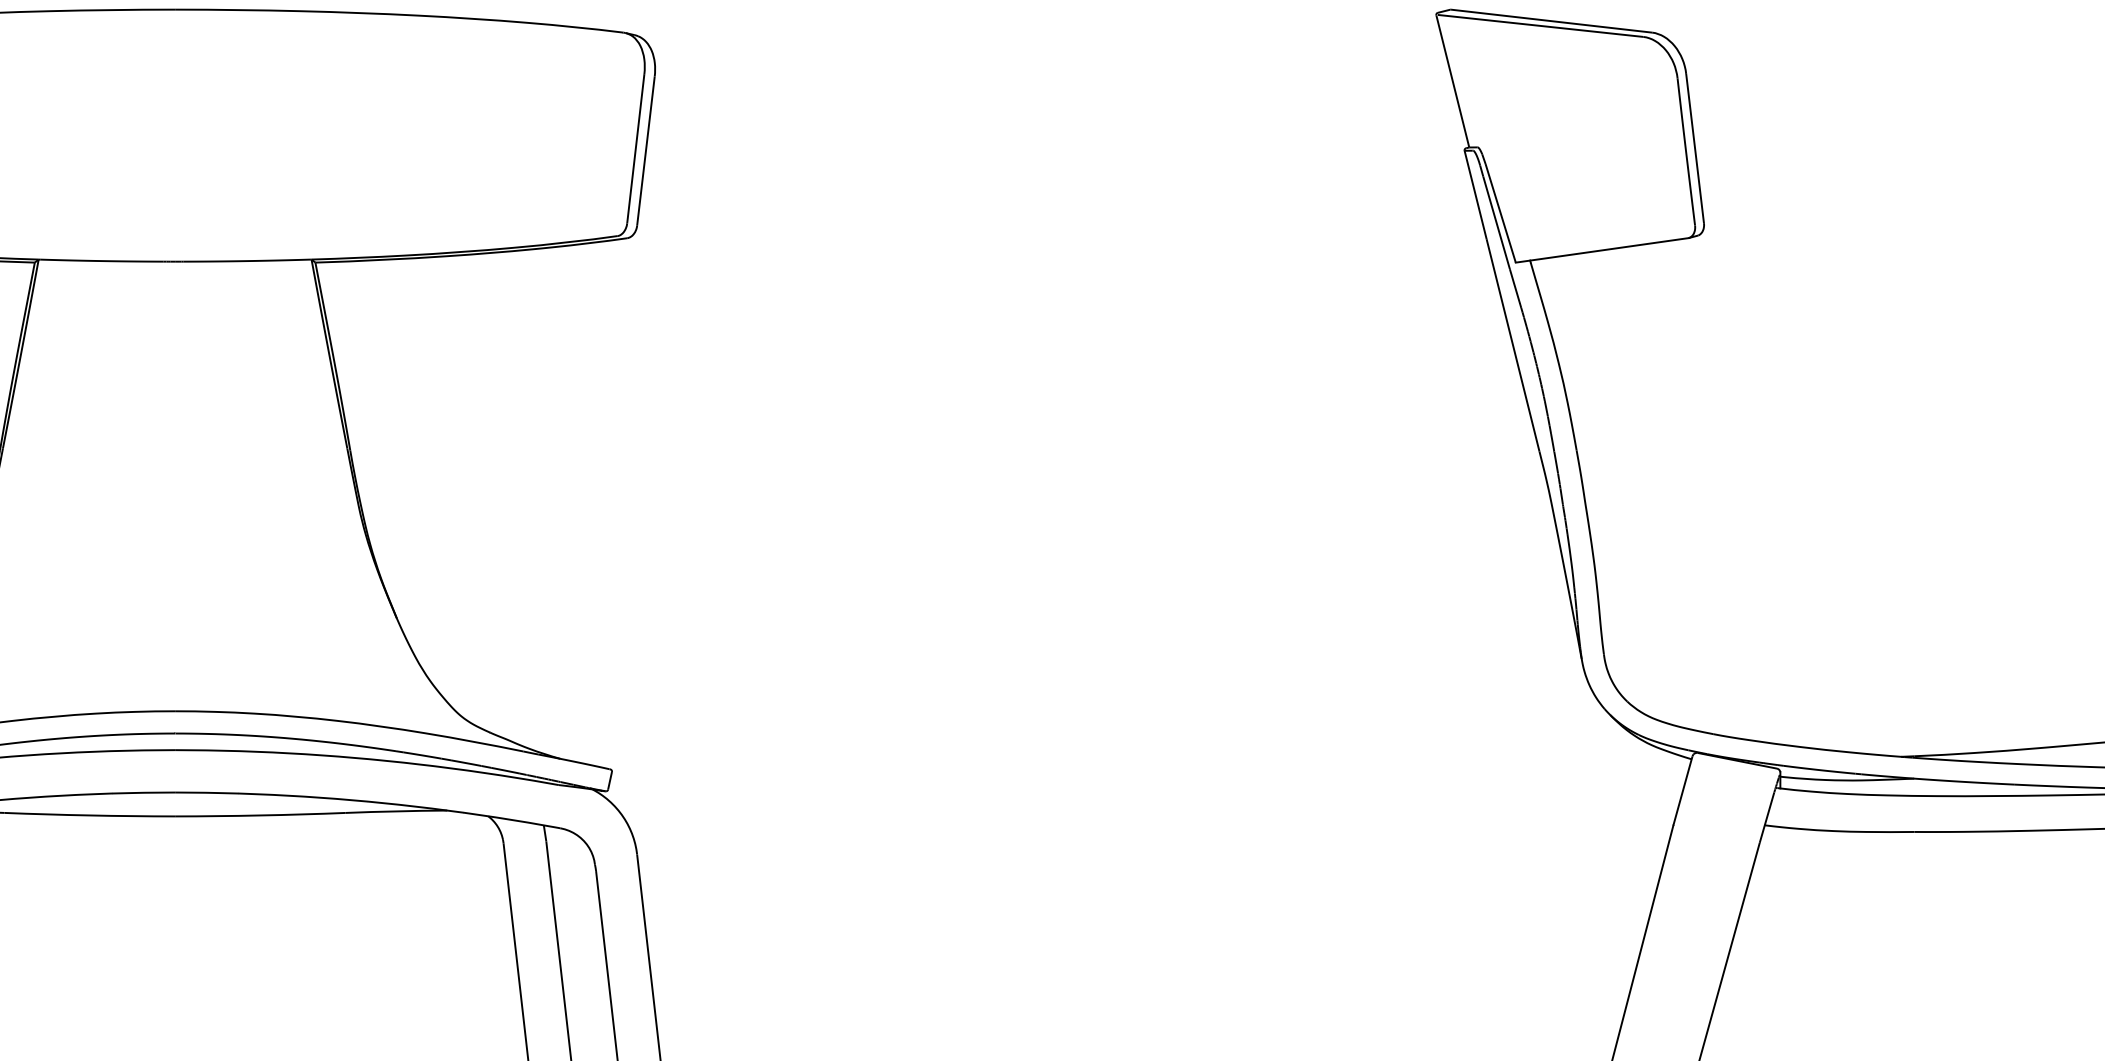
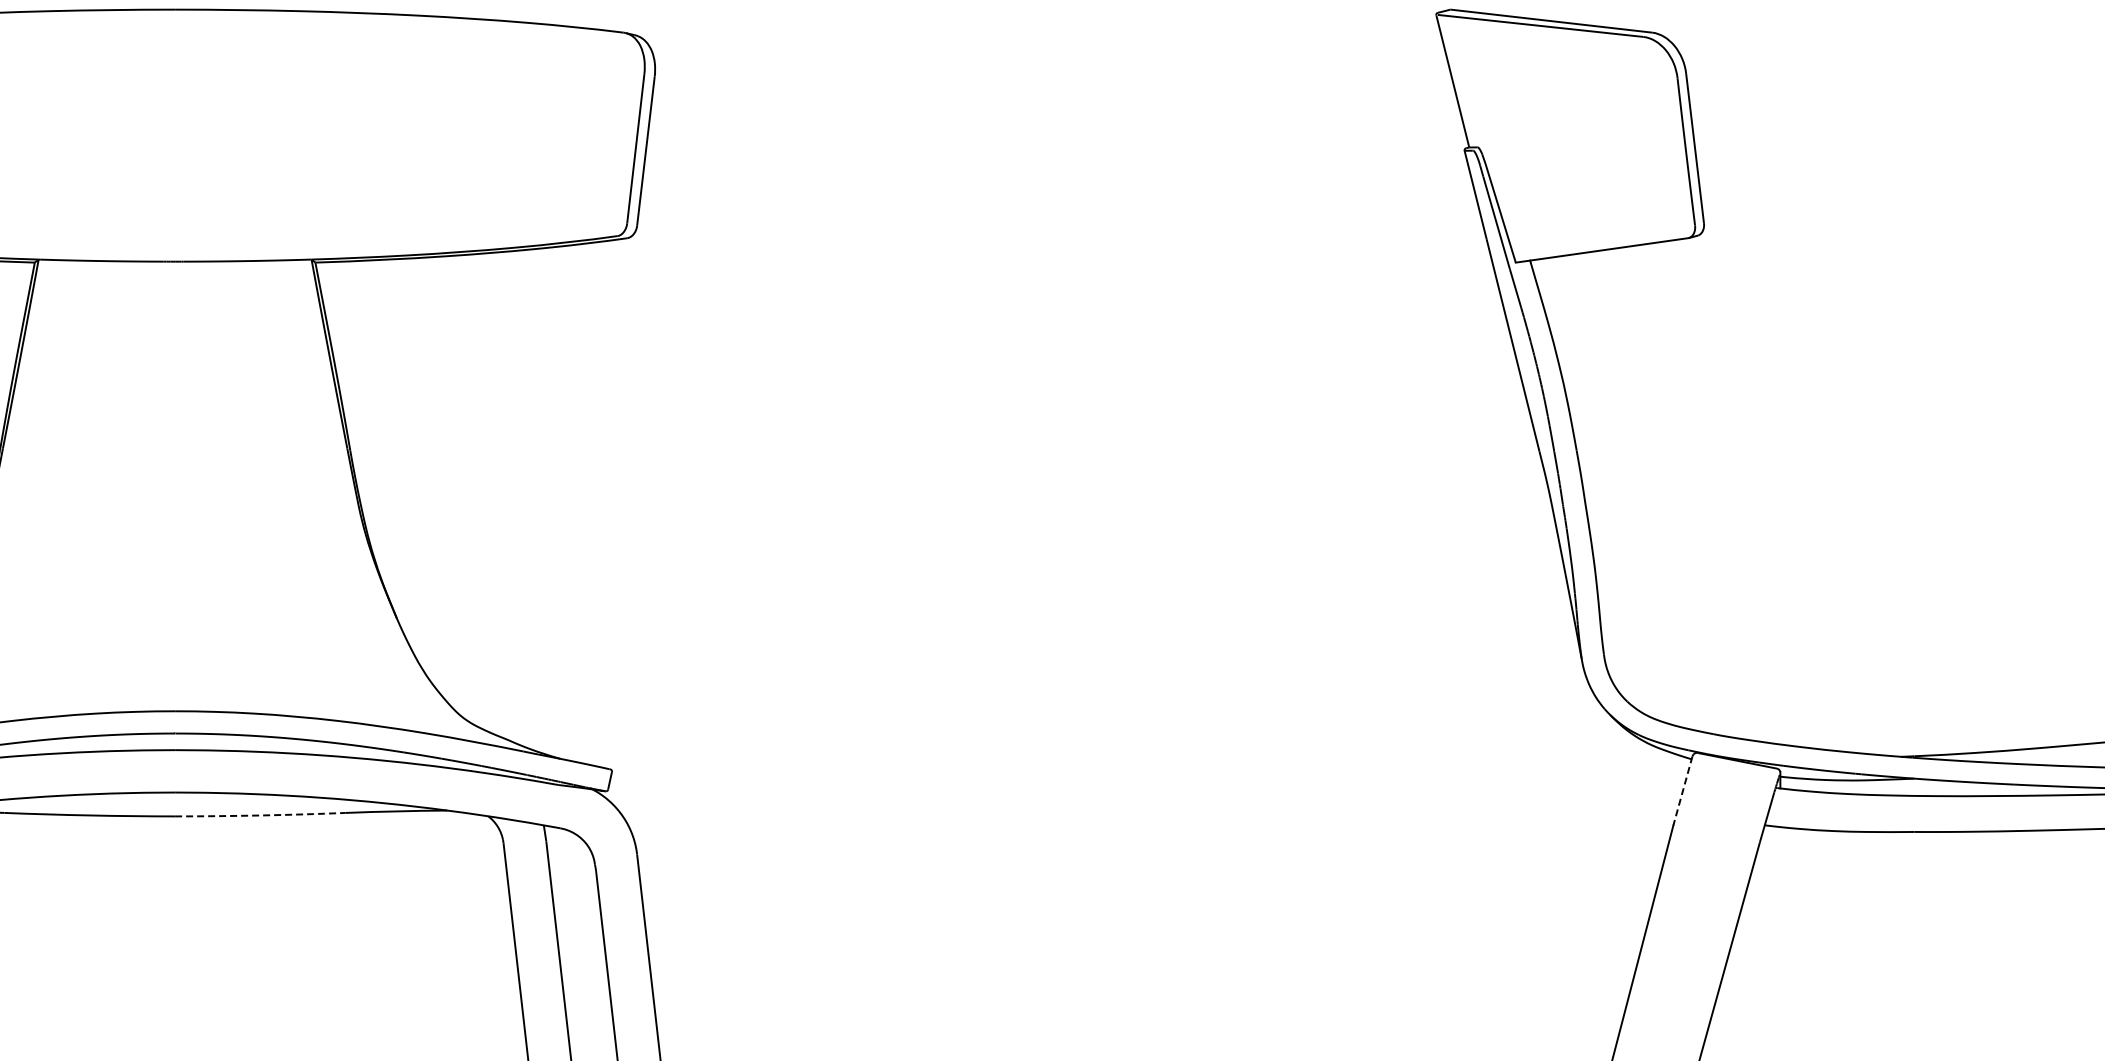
line: solid -> dashed (1682, 791)
arc: solid -> dashed (260, 815)
